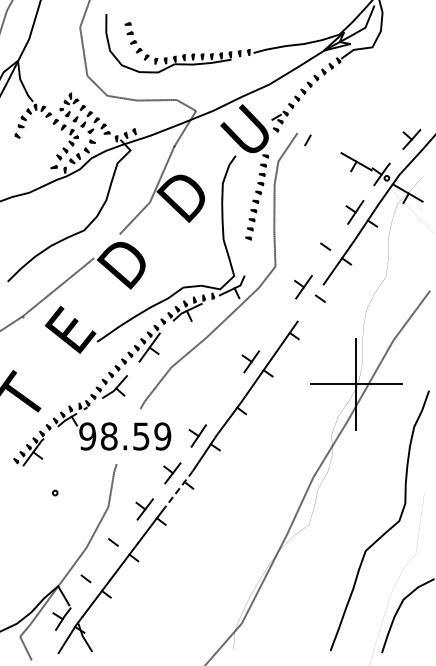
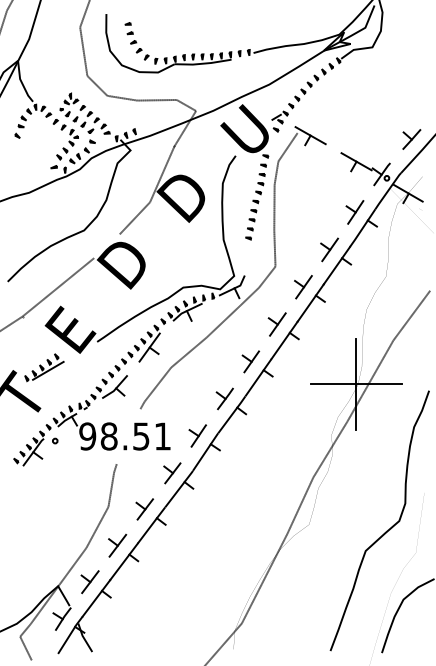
line: none -> present (310, 135)
line: none -> present (329, 249)
line: none -> present (310, 302)
part: none -> present (276, 324)
part: none -> present (44, 367)
part: none -> present (224, 398)
text: 98.59 -> 98.51 (162, 436)
line: dashed -> solid (179, 488)
part position: (55, 492) -> (55, 440) (55, 440)
line: none -> present (117, 545)
line: none -> present (90, 582)
